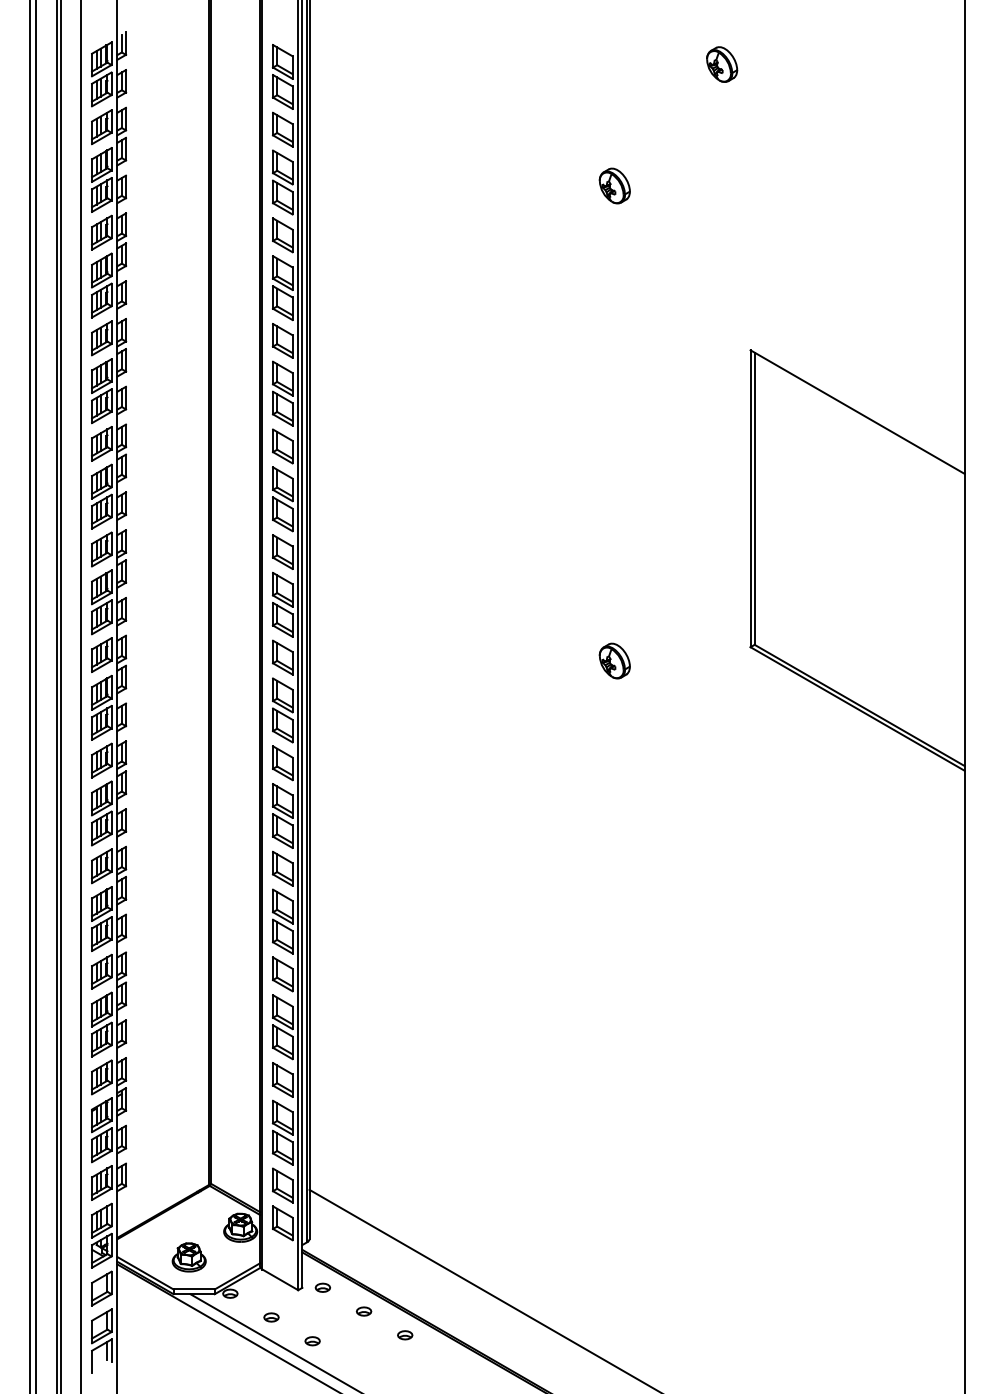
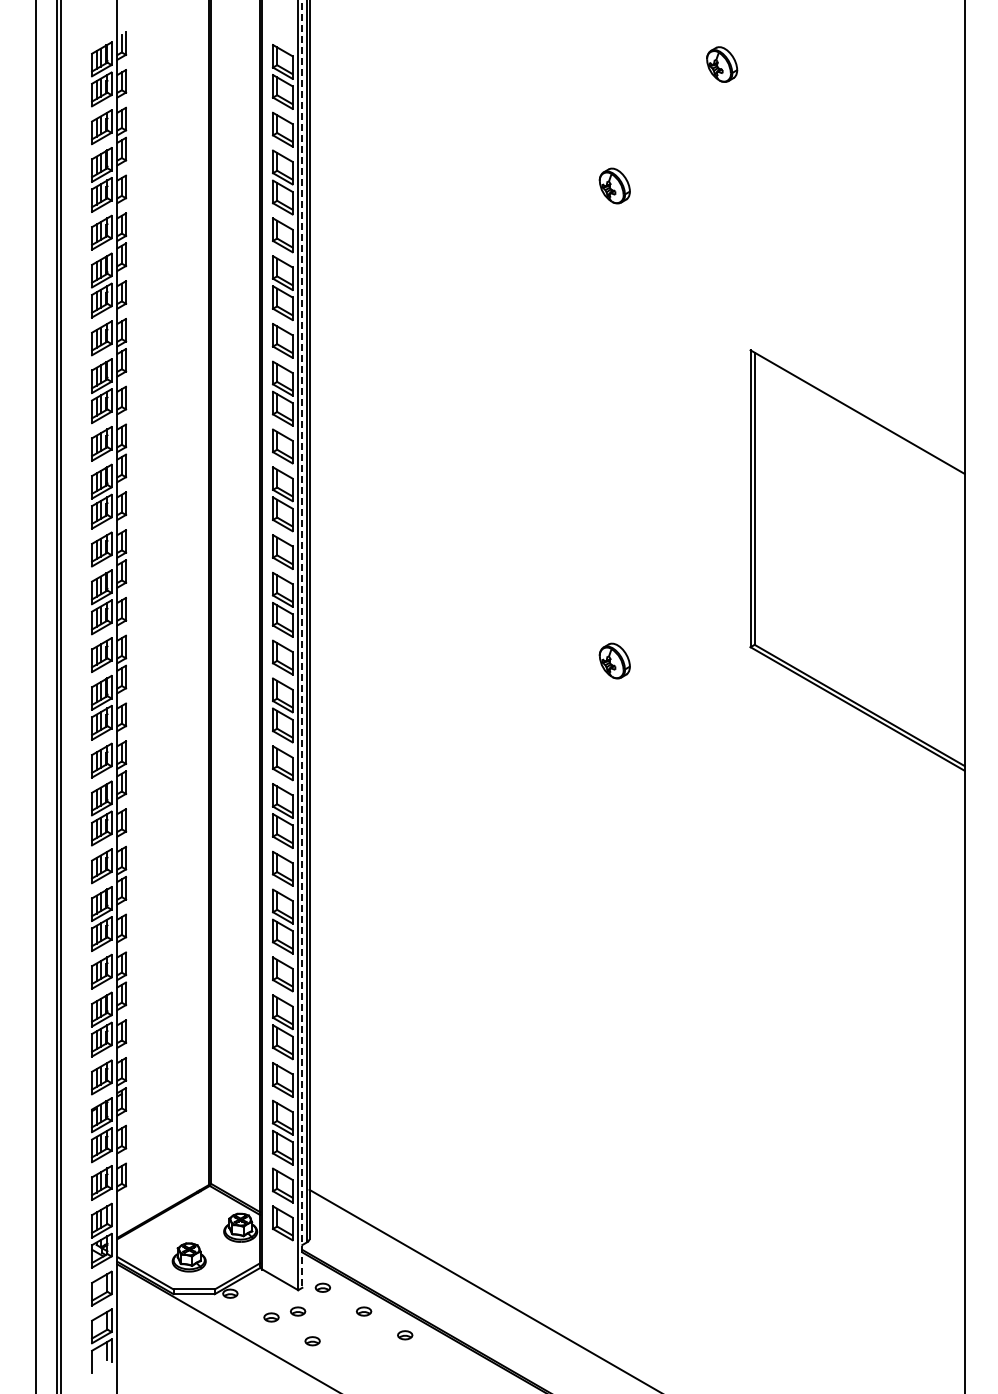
line: solid -> dashed (302, 643)
line: present -> none (29, 696)
line: present -> none (81, 696)
part: none -> present (298, 1311)
line: present -> none (273, 1342)
